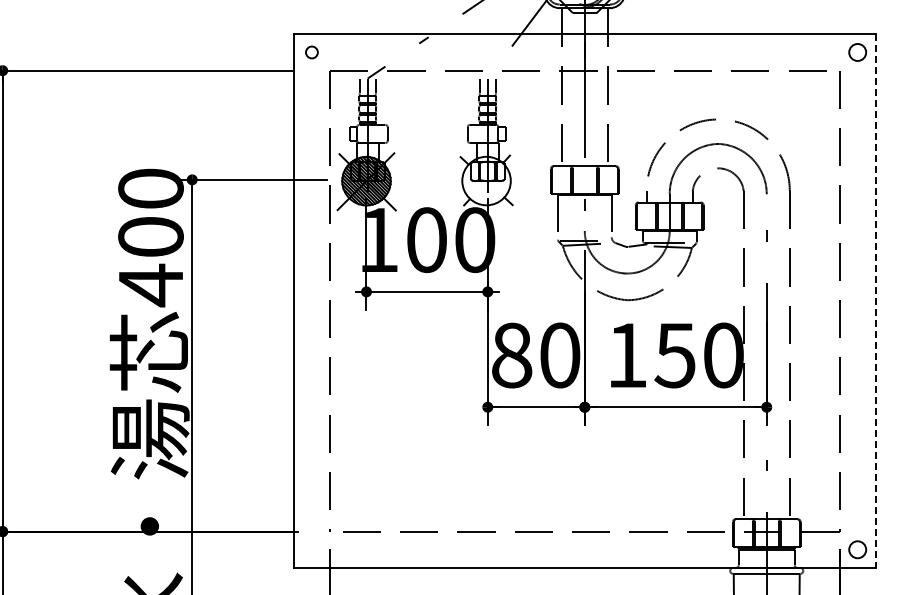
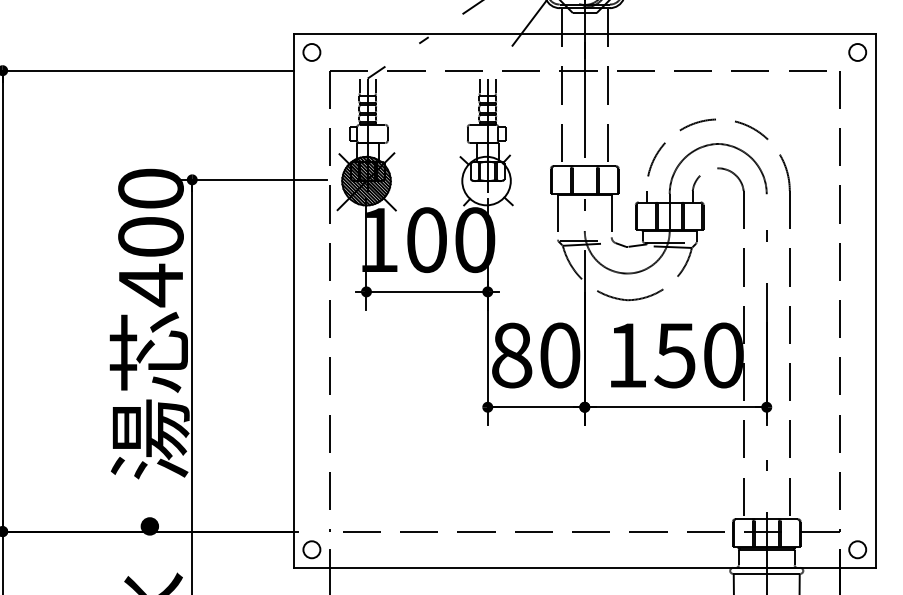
circle size: 14x15 px -> 20x19 px (311, 52)
line: dashed -> solid (875, 301)
circle: none -> present (311, 549)
